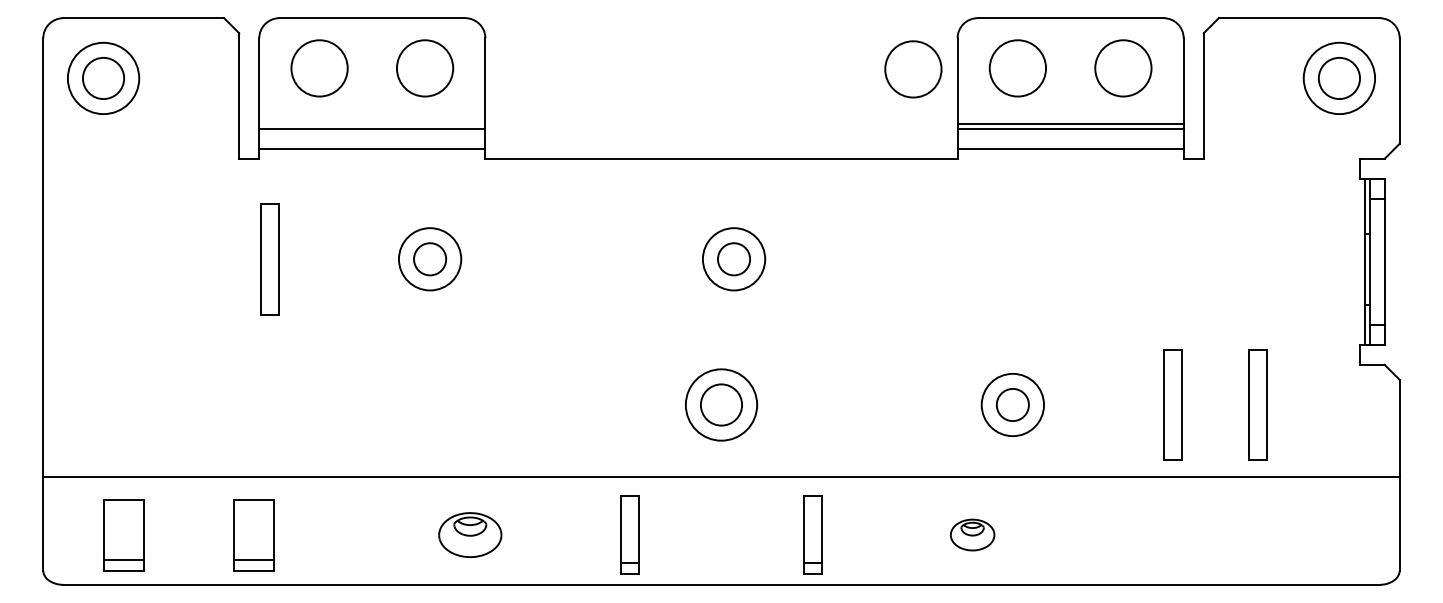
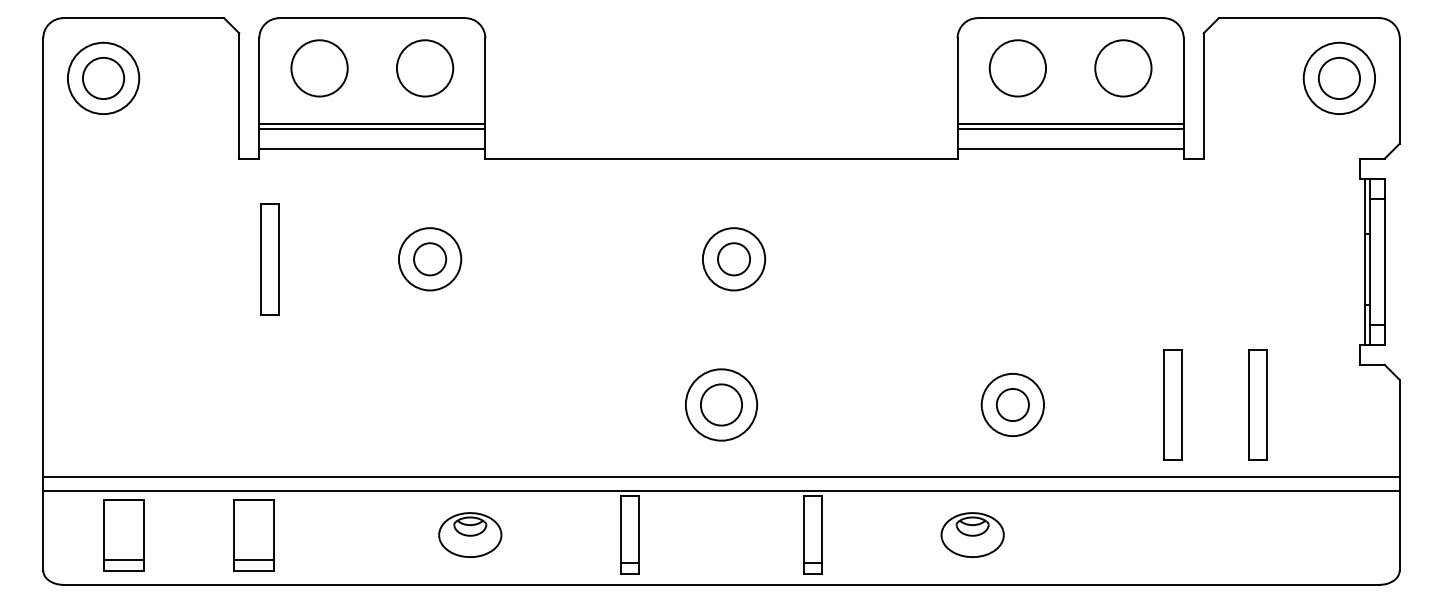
circle: present -> none (913, 69)
line: none -> present (372, 123)
line: none -> present (721, 491)
part size: 46x34 px -> 65x46 px (972, 534)
